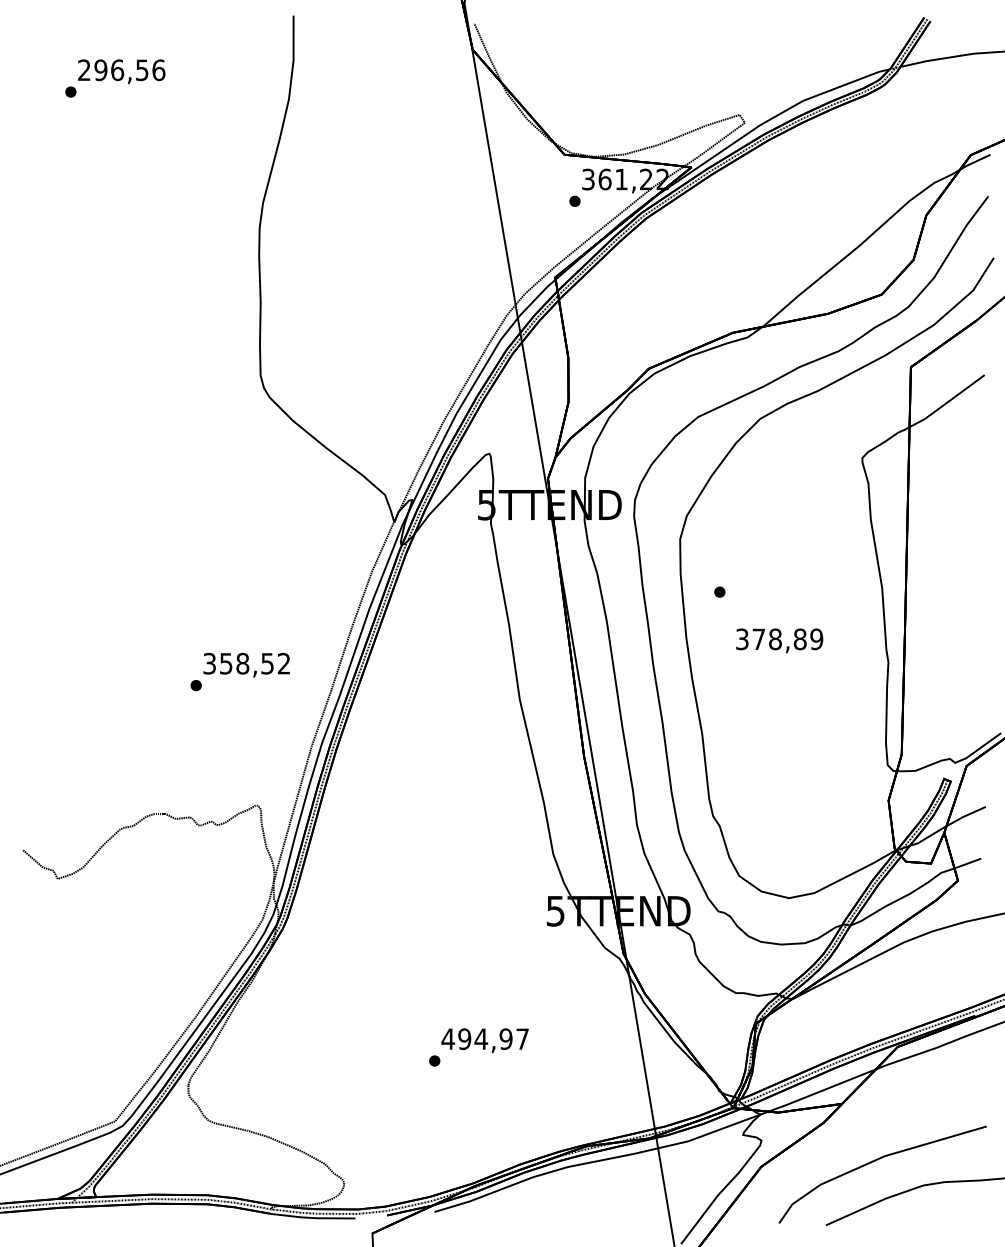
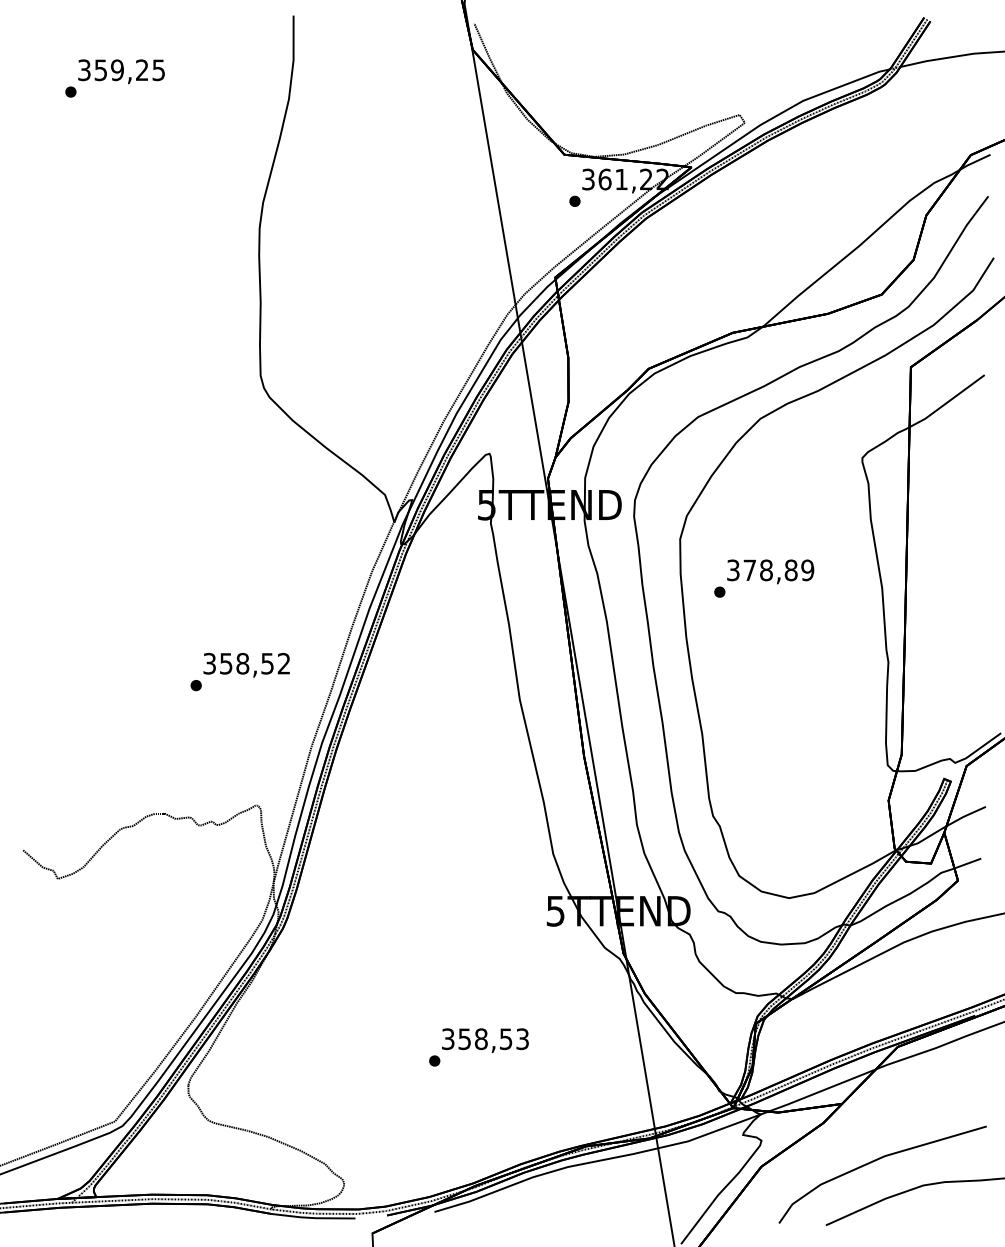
text: 296,56 -> 359,25 (121, 70)
text position: (779, 640) -> (770, 571) (770, 571)
text: 494,97 -> 358,53 (484, 1039)
